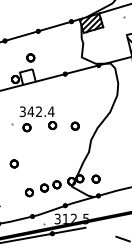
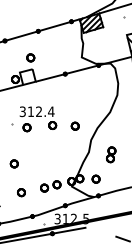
text: 342.4 -> 312.4 (30, 111)
part: none -> present (111, 154)
part position: (29, 192) -> (21, 192) (21, 192)
